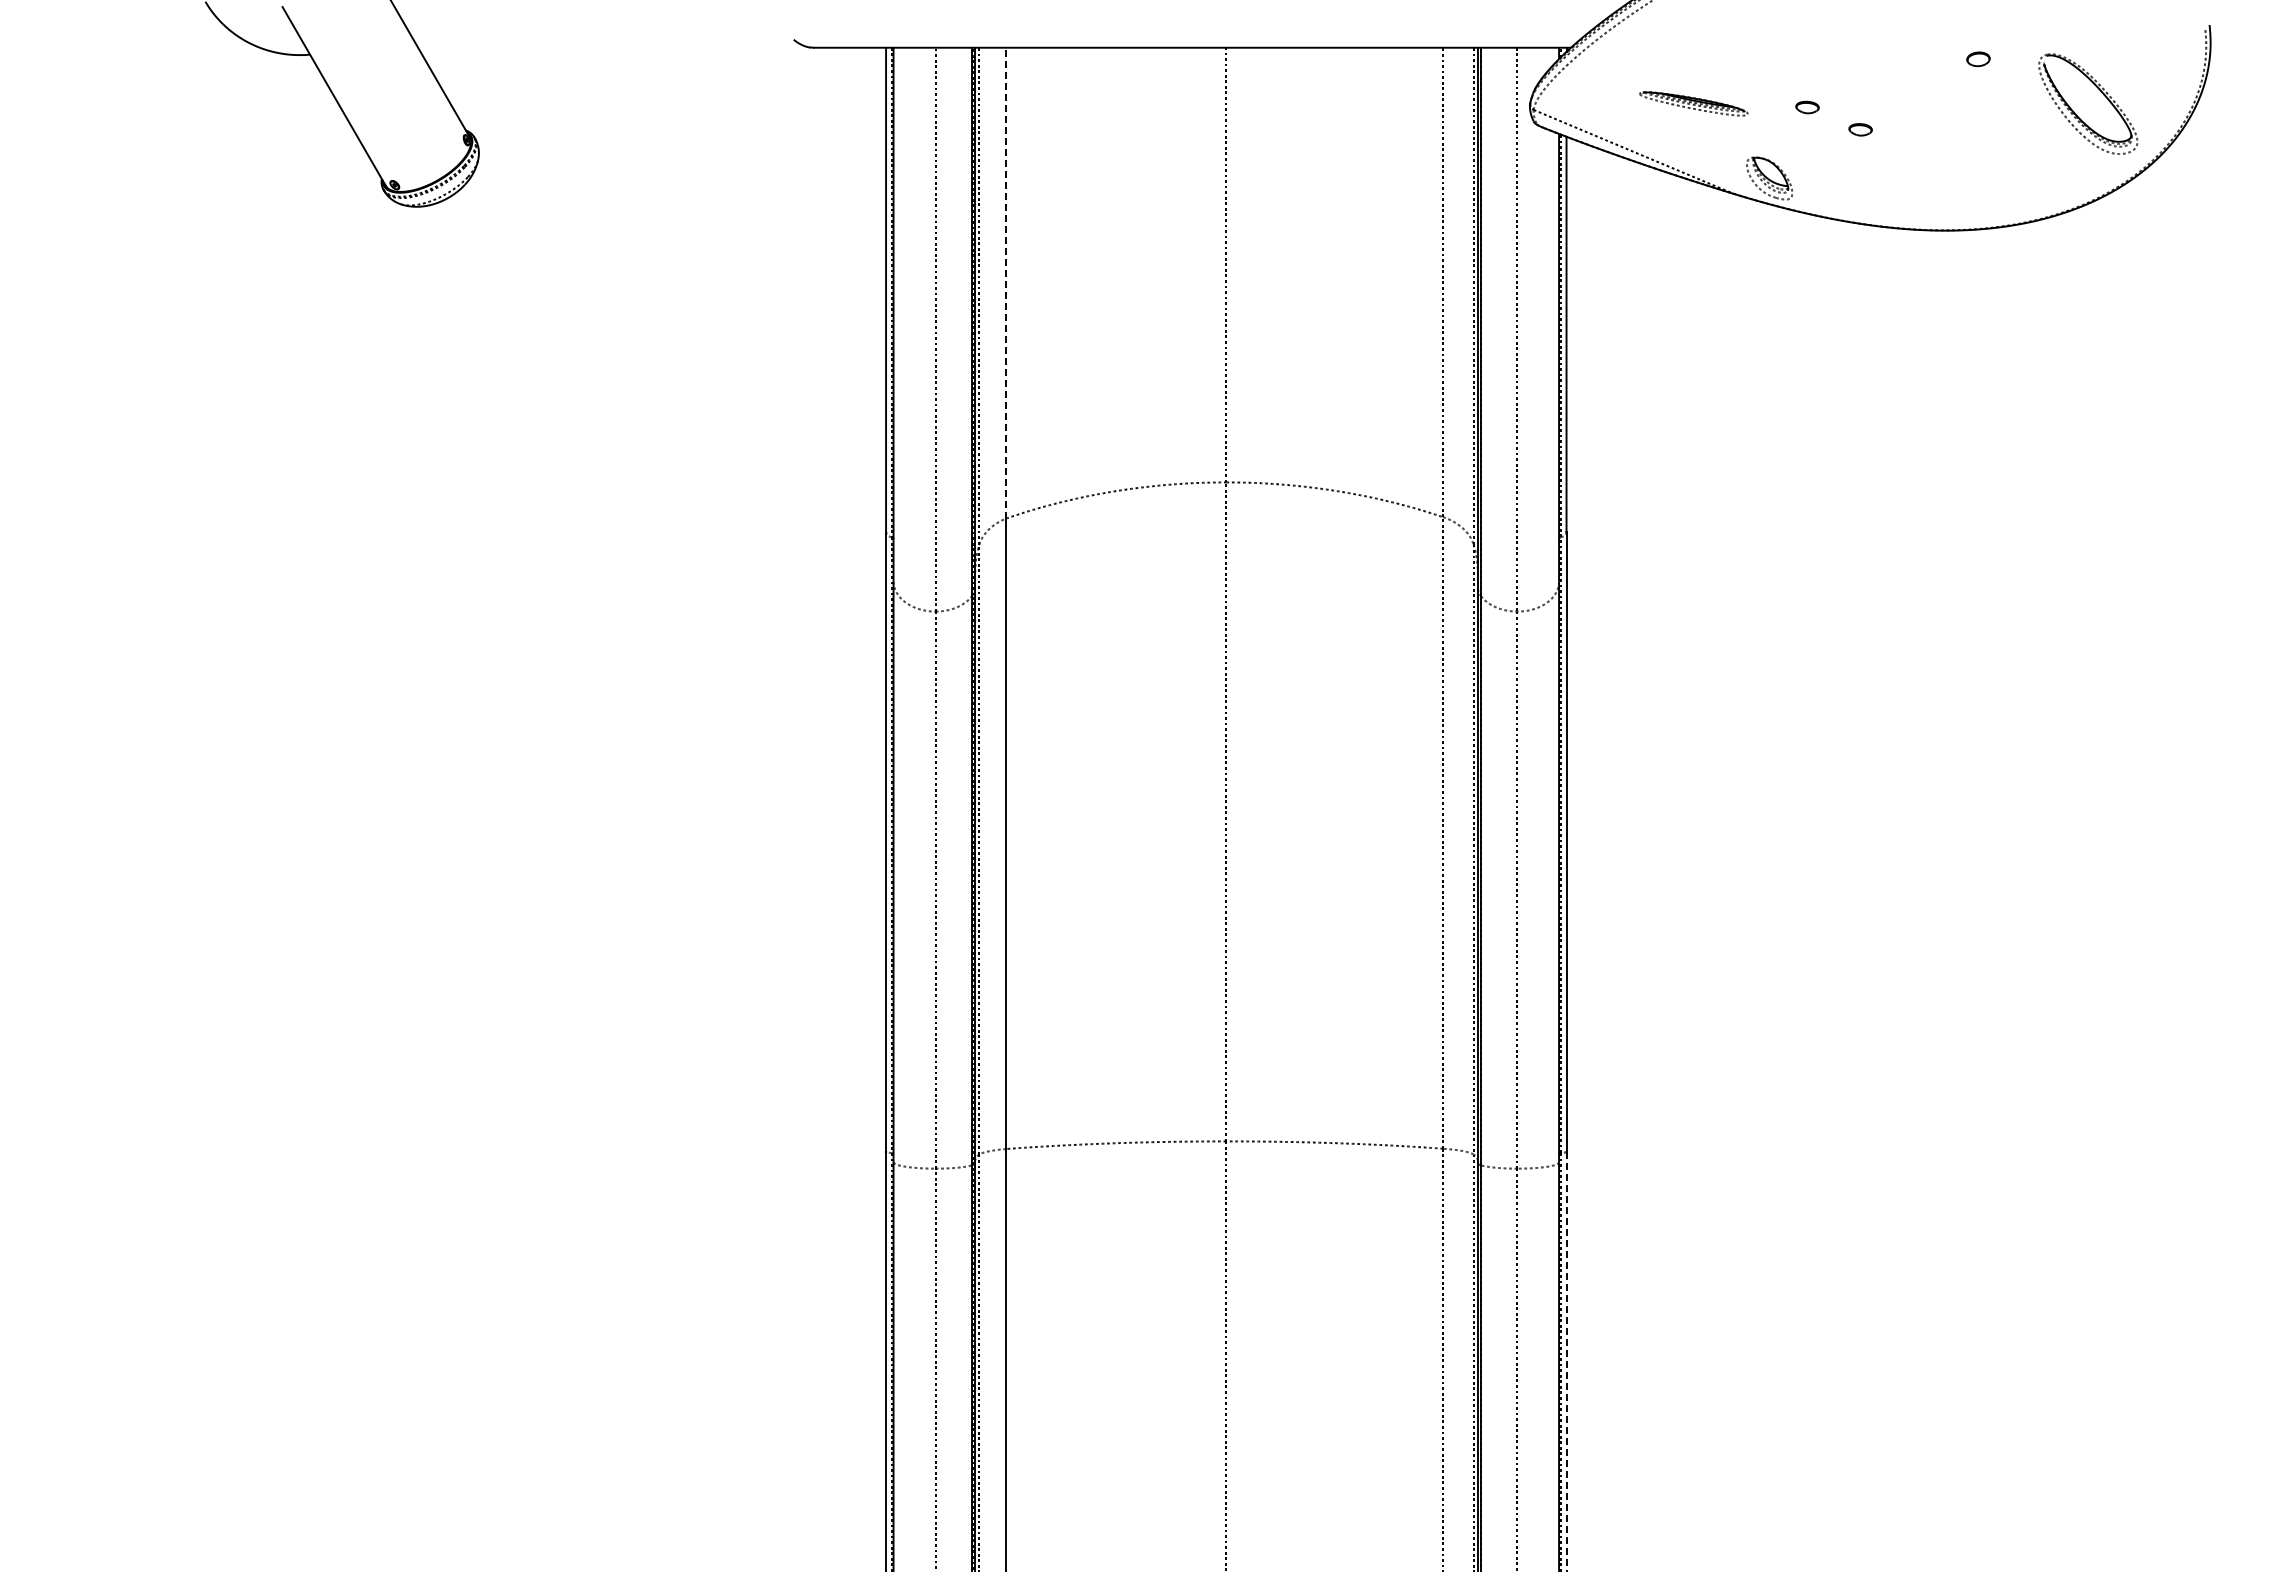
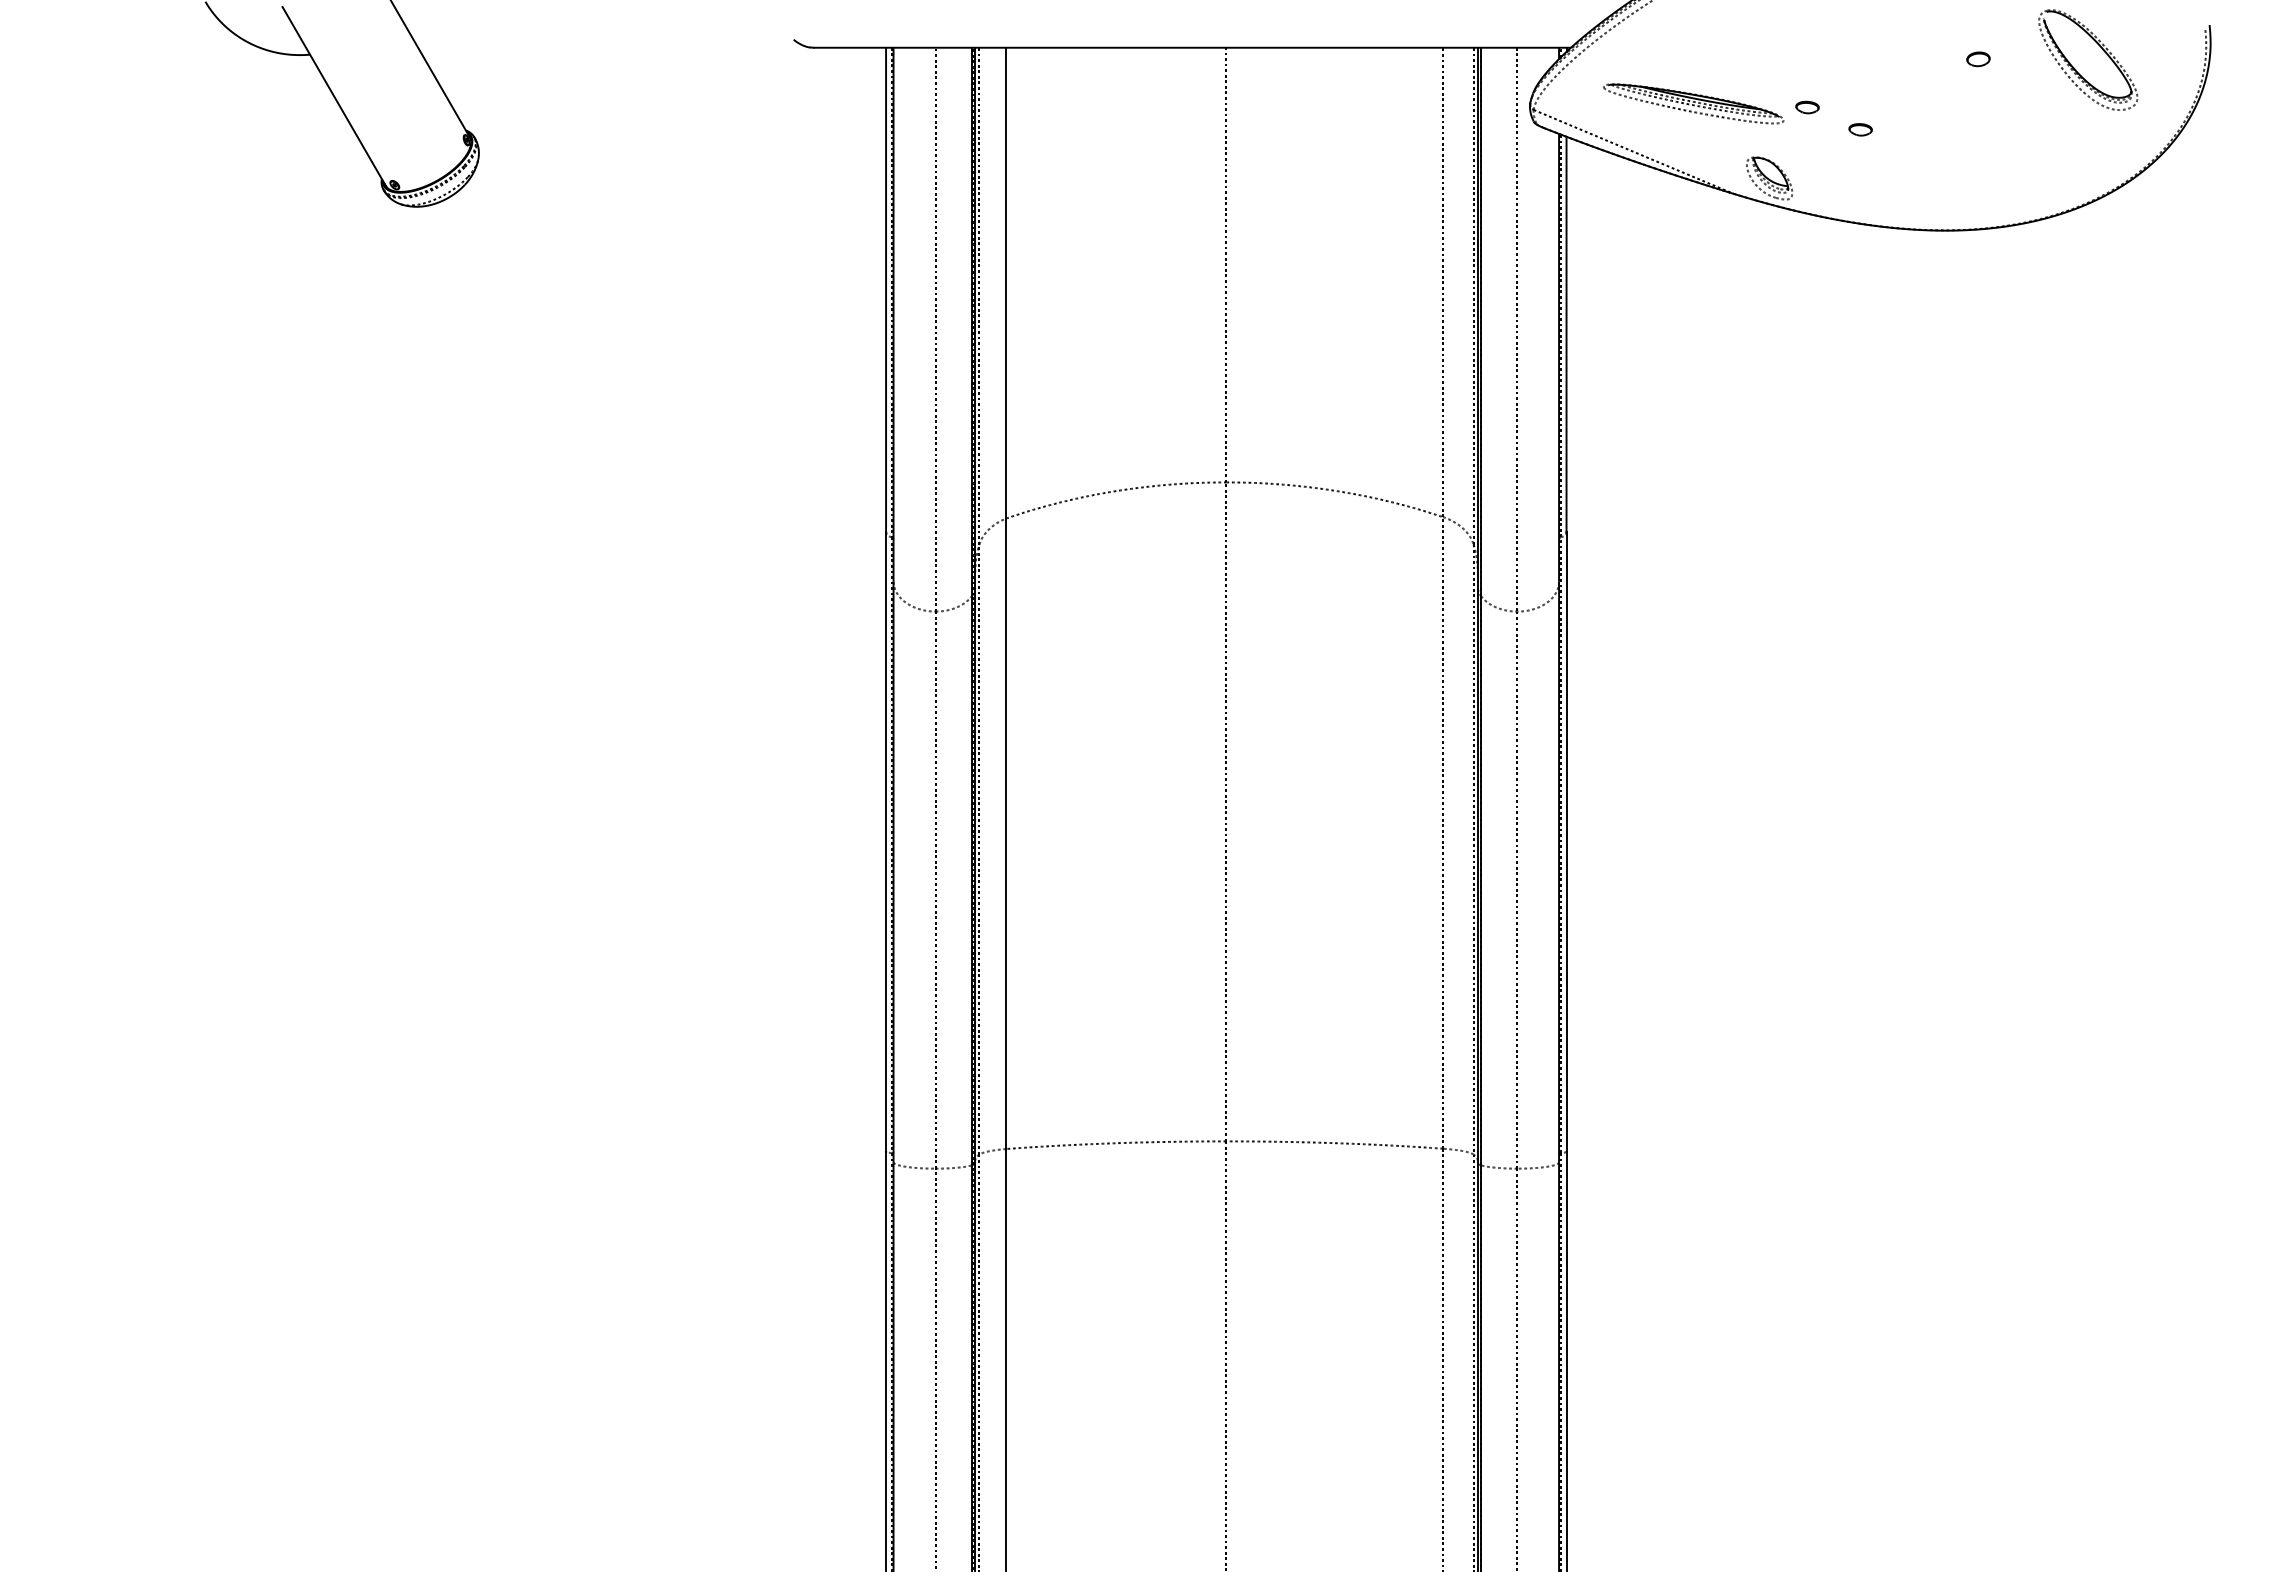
part size: 110x26 px -> 182x42 px (1693, 103)
part position: (2075, 112) -> (2075, 68) (2075, 68)
line: dashed -> solid (1006, 282)
line: dashed -> solid (1566, 1361)
